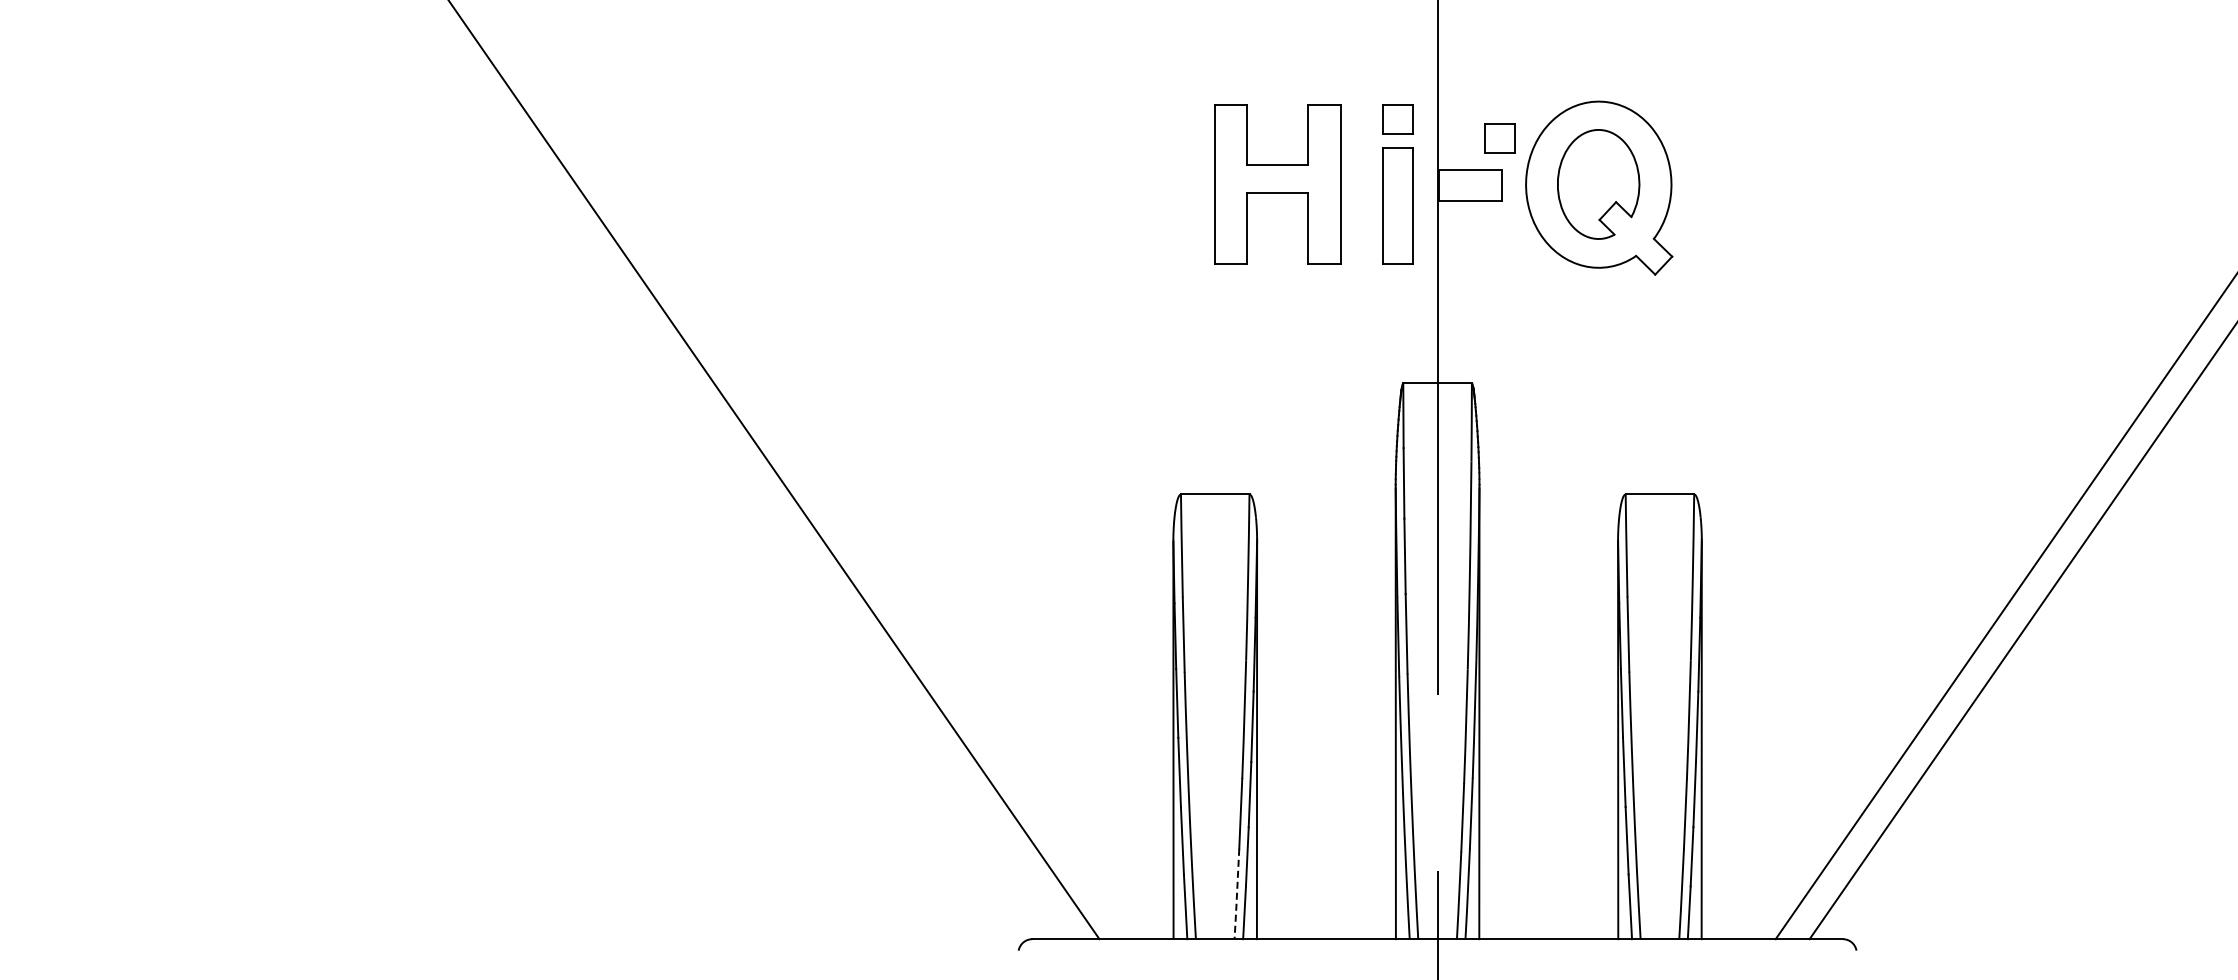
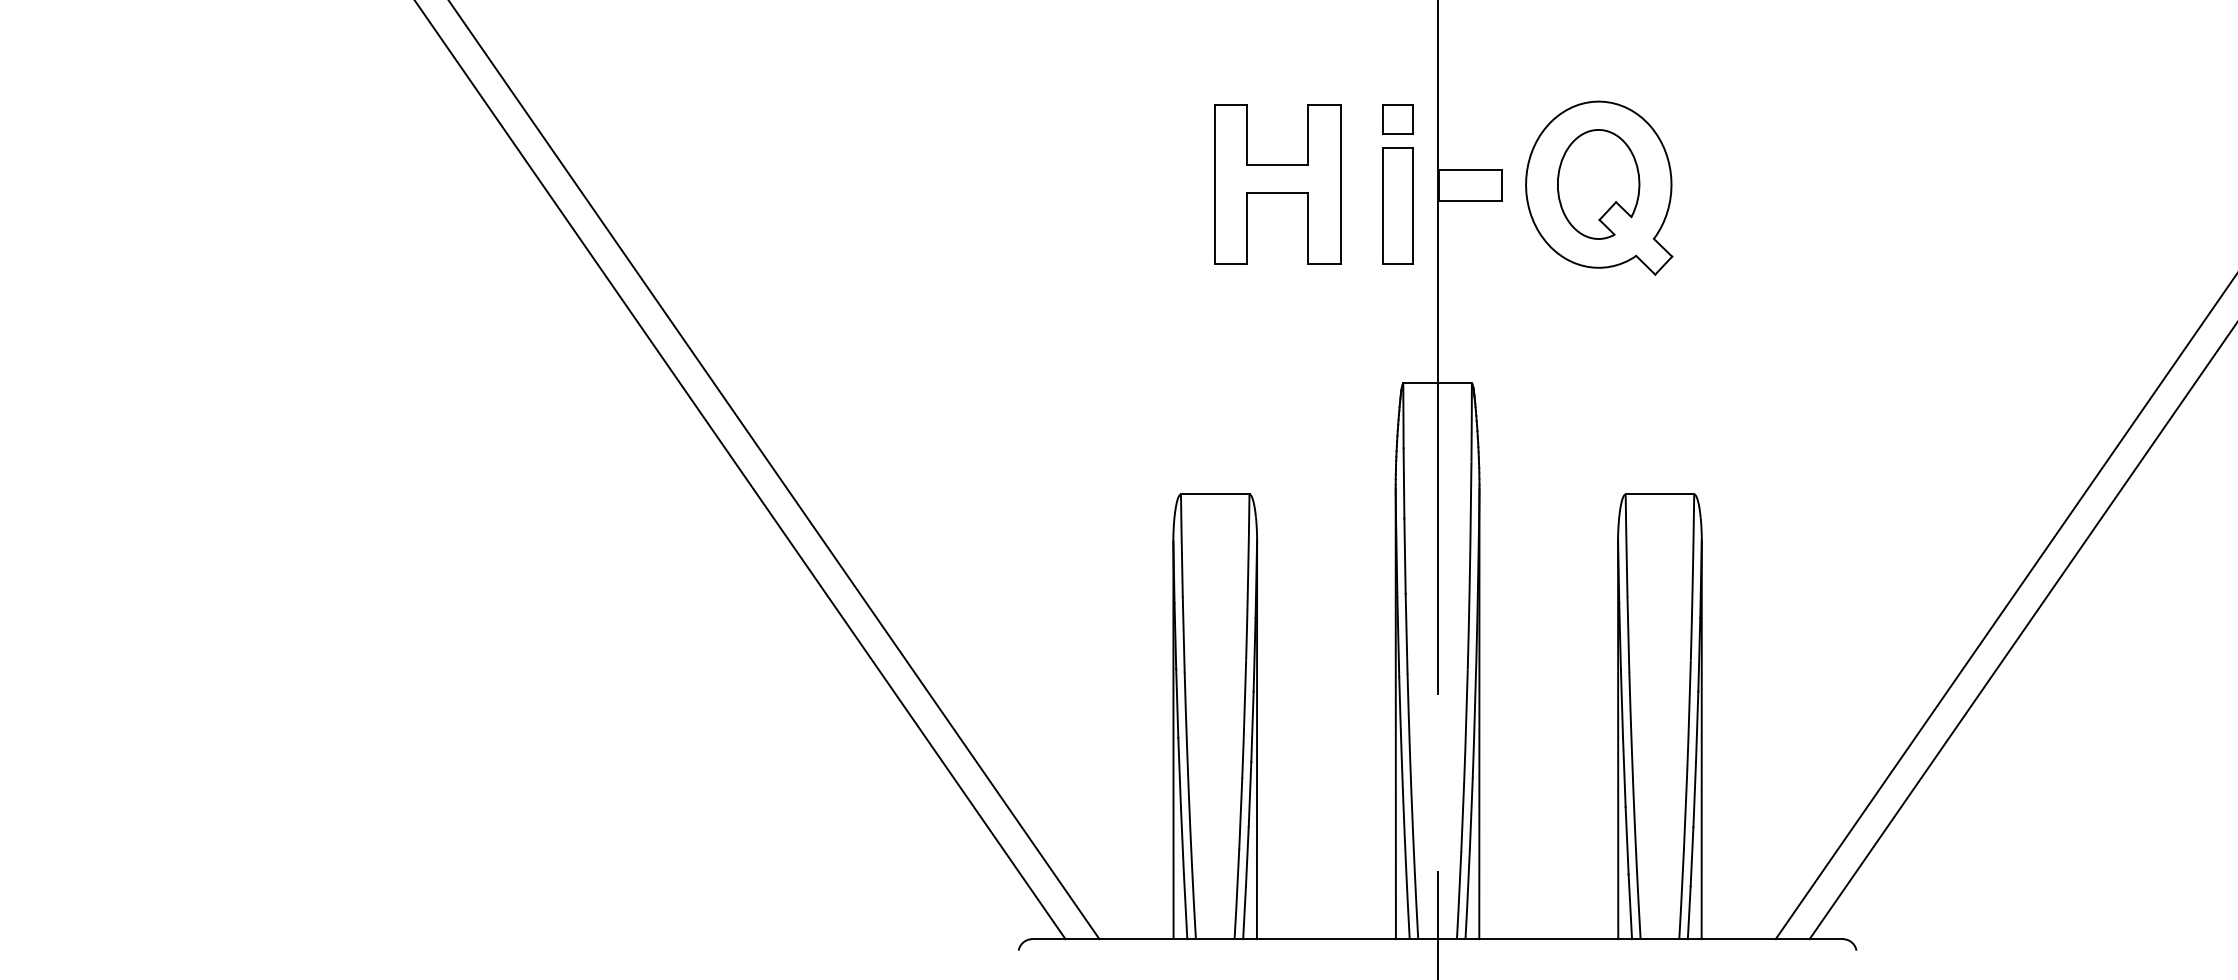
part: present -> none (1499, 138)
line: none -> present (740, 470)
line: dashed -> solid (1236, 895)
